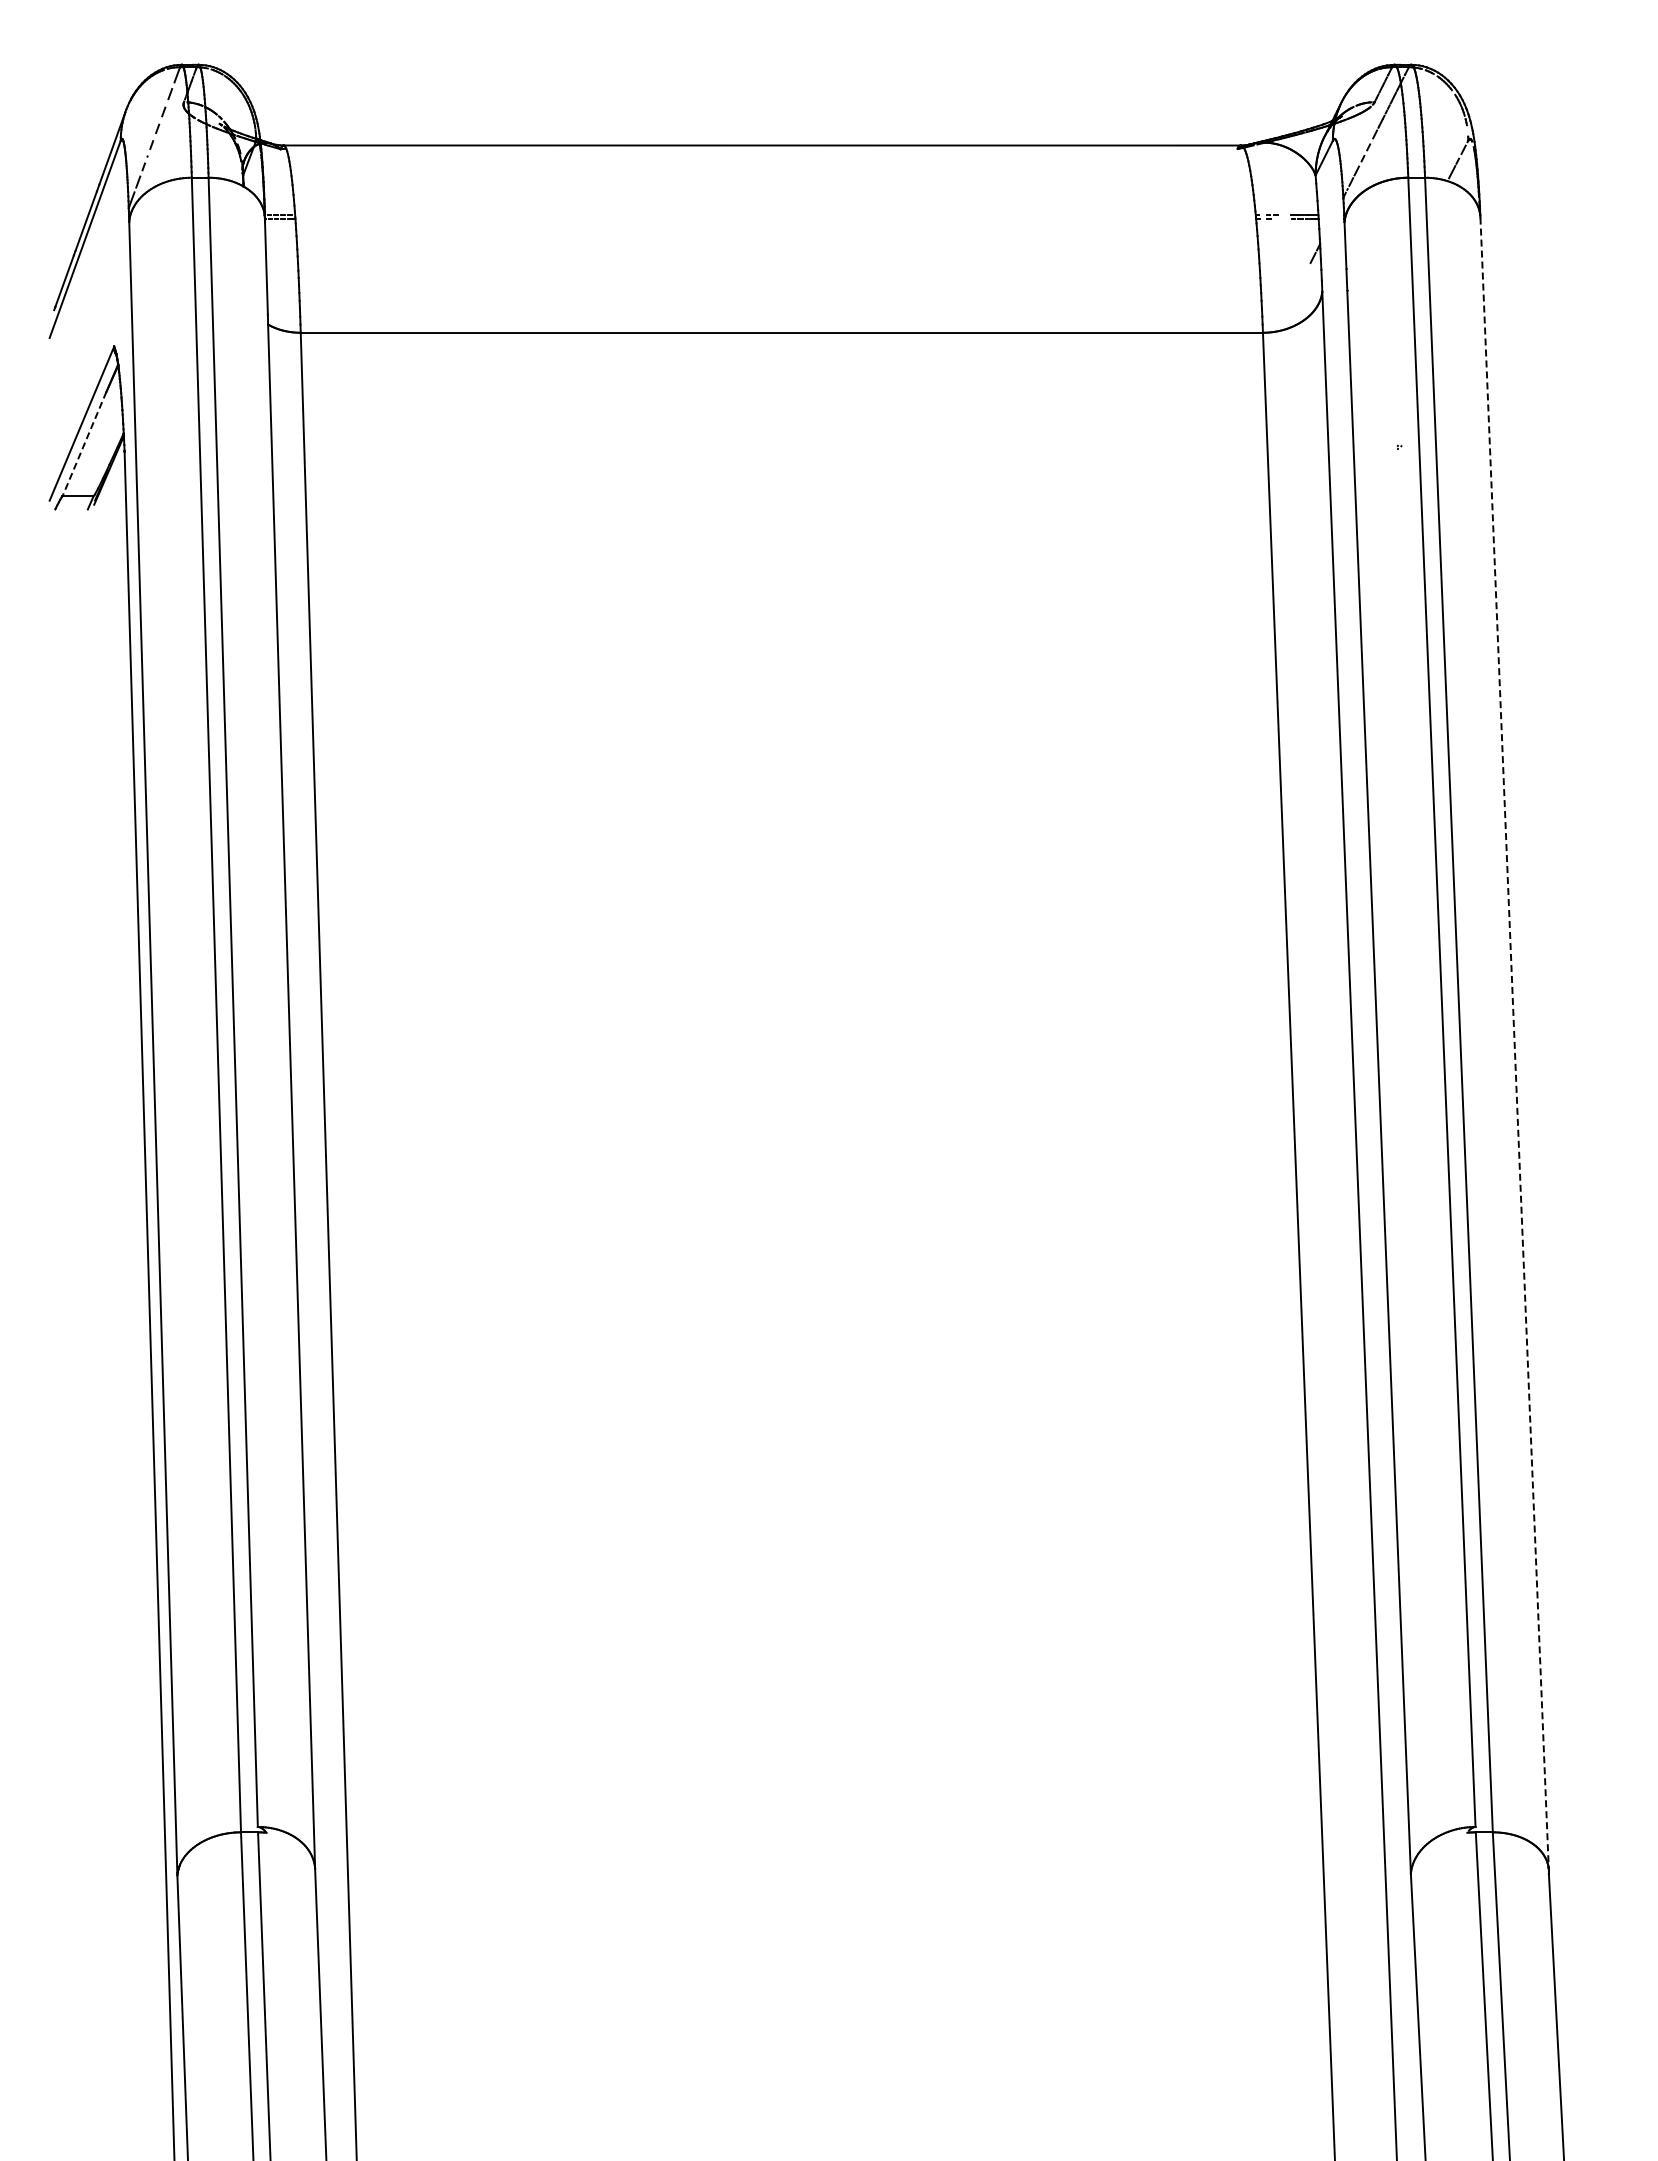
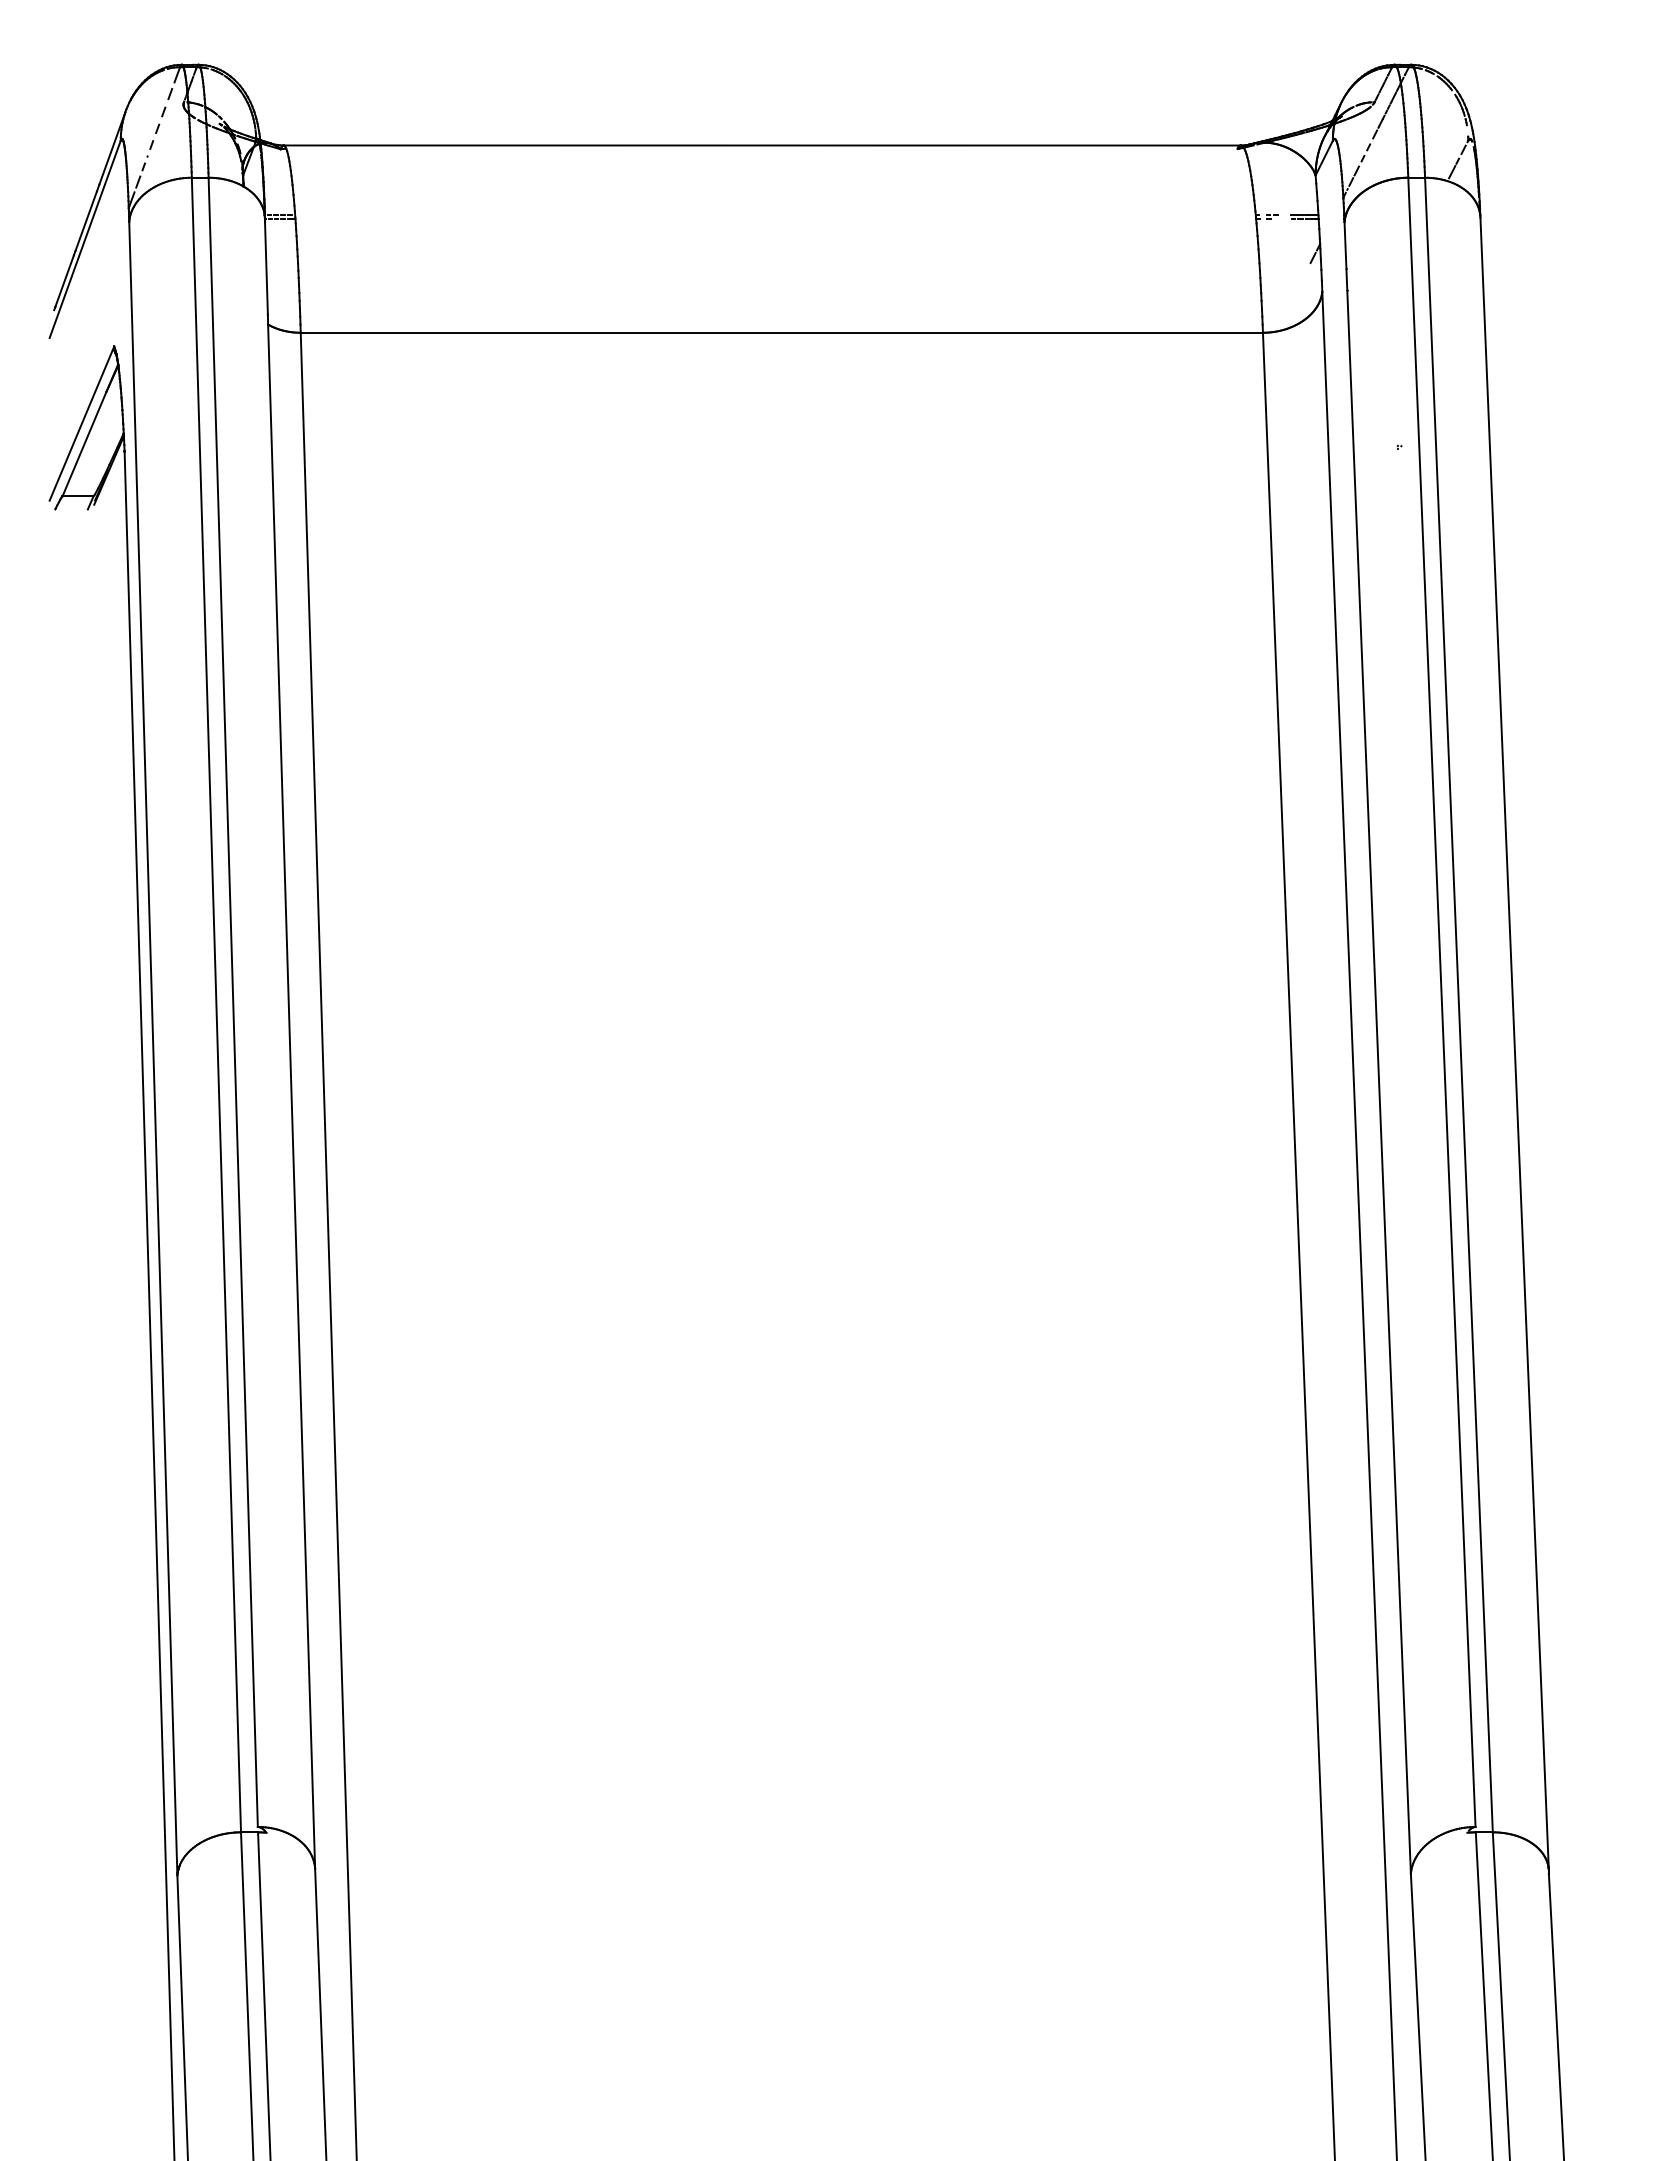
line: dashed -> solid (84, 444)
line: dashed -> solid (1514, 1043)
